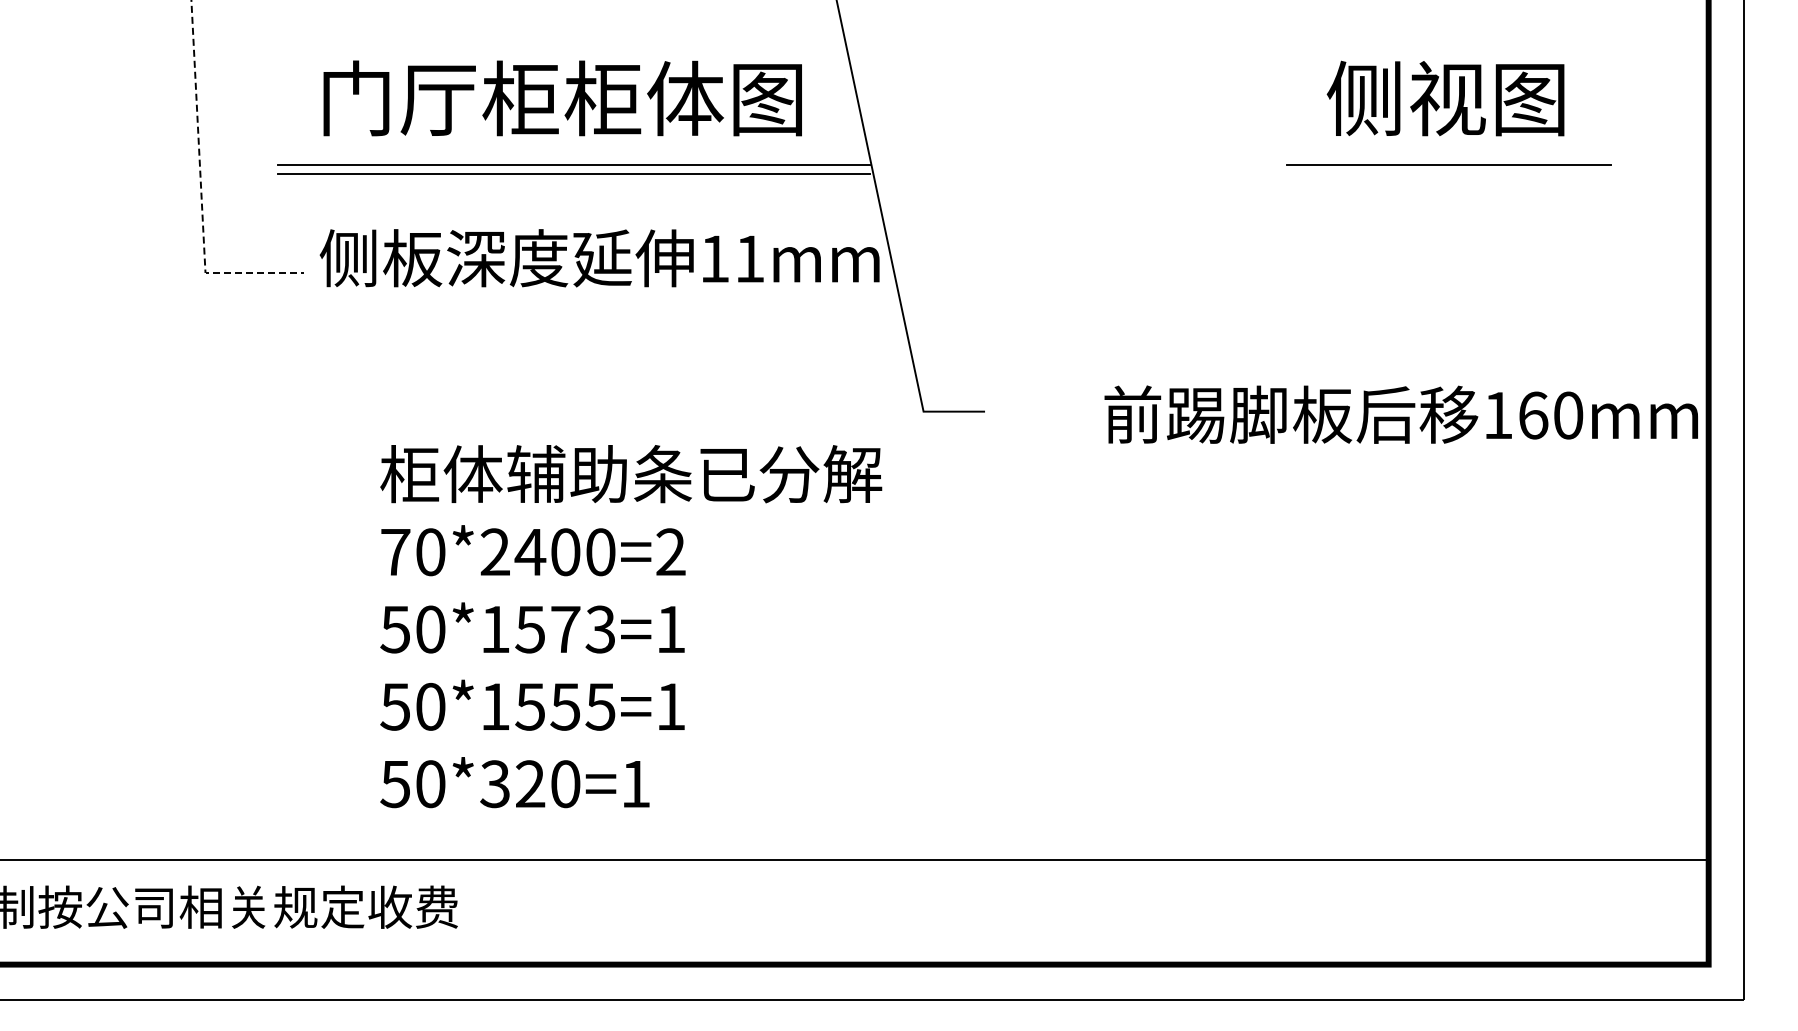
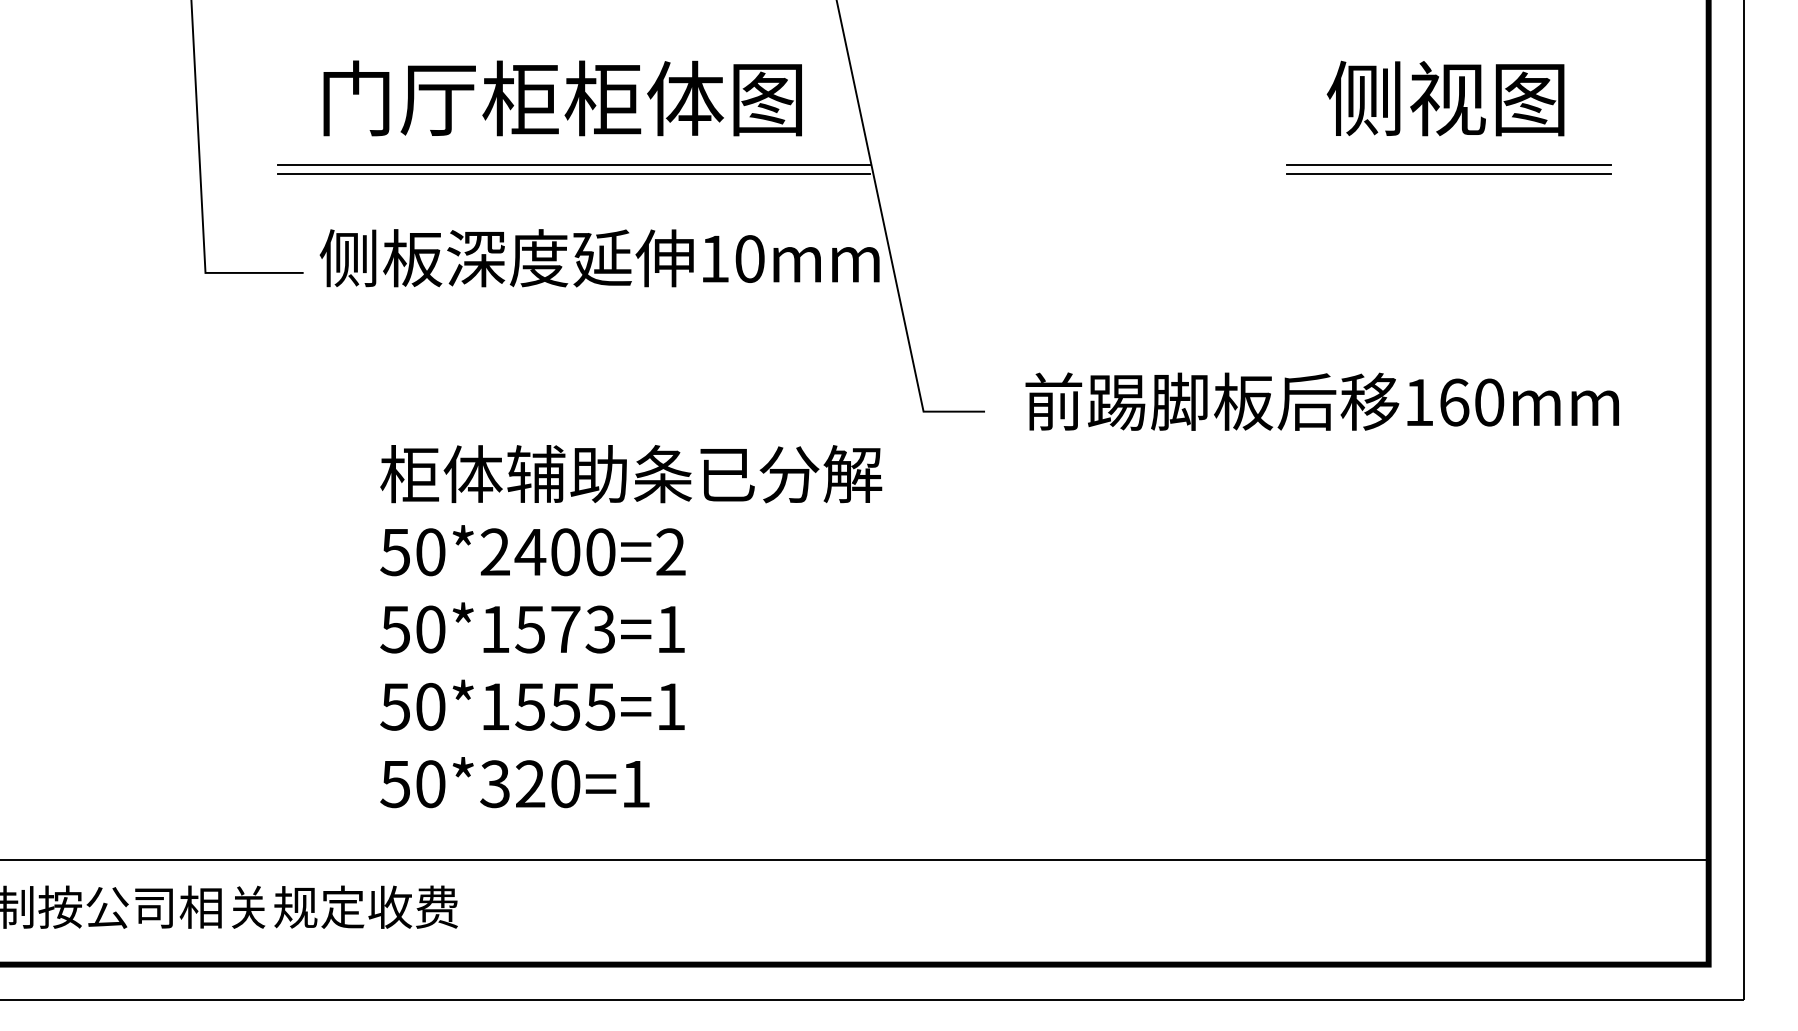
line: none -> present (1448, 173)
line: dashed -> solid (201, 187)
text: 11mm -> 10mm (749, 258)
text position: (1400, 414) -> (1321, 401) (1321, 401)
text: 70*2400=2 -> 50*2400=2 (395, 552)
